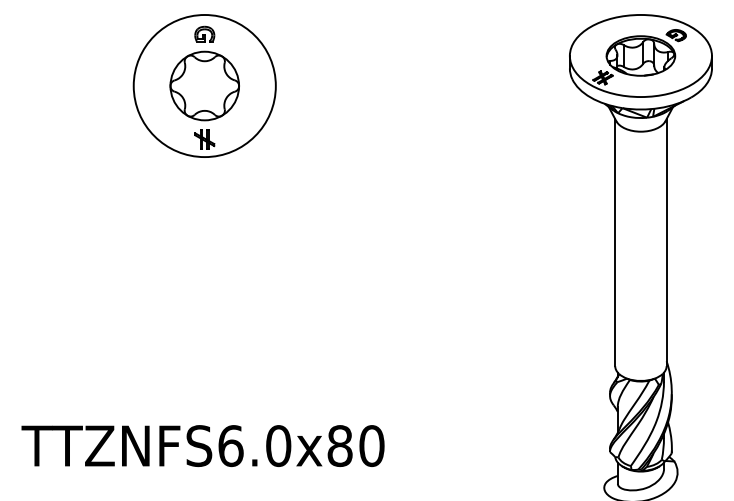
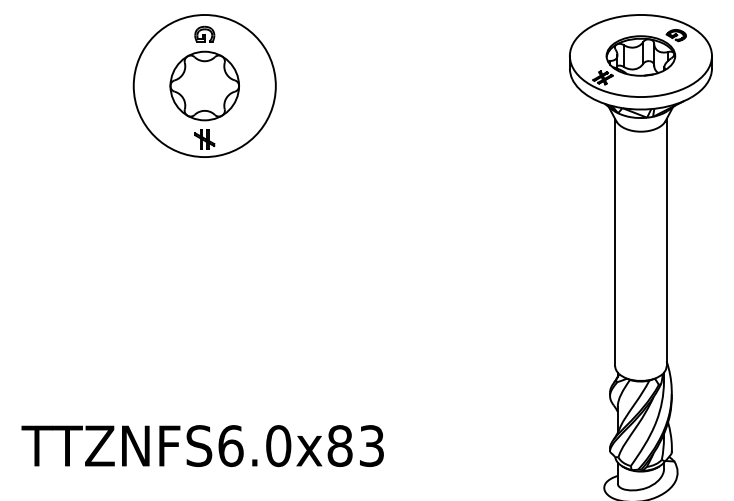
text: TTZNFS6.0x80 -> TTZNFS6.0x83 (371, 446)
